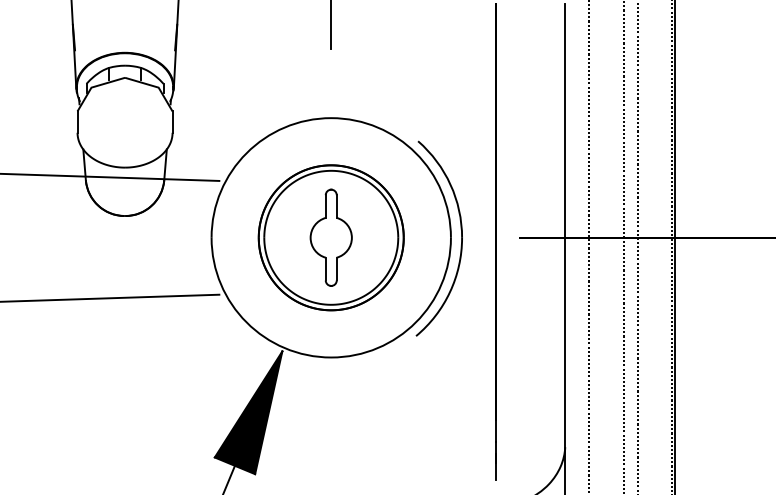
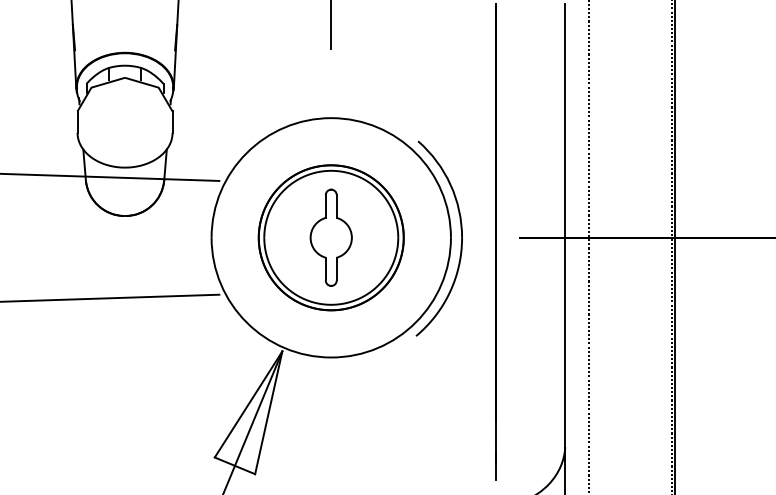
line: present -> none (623, 246)
line: present -> none (637, 246)
fill: present -> none (248, 412)
